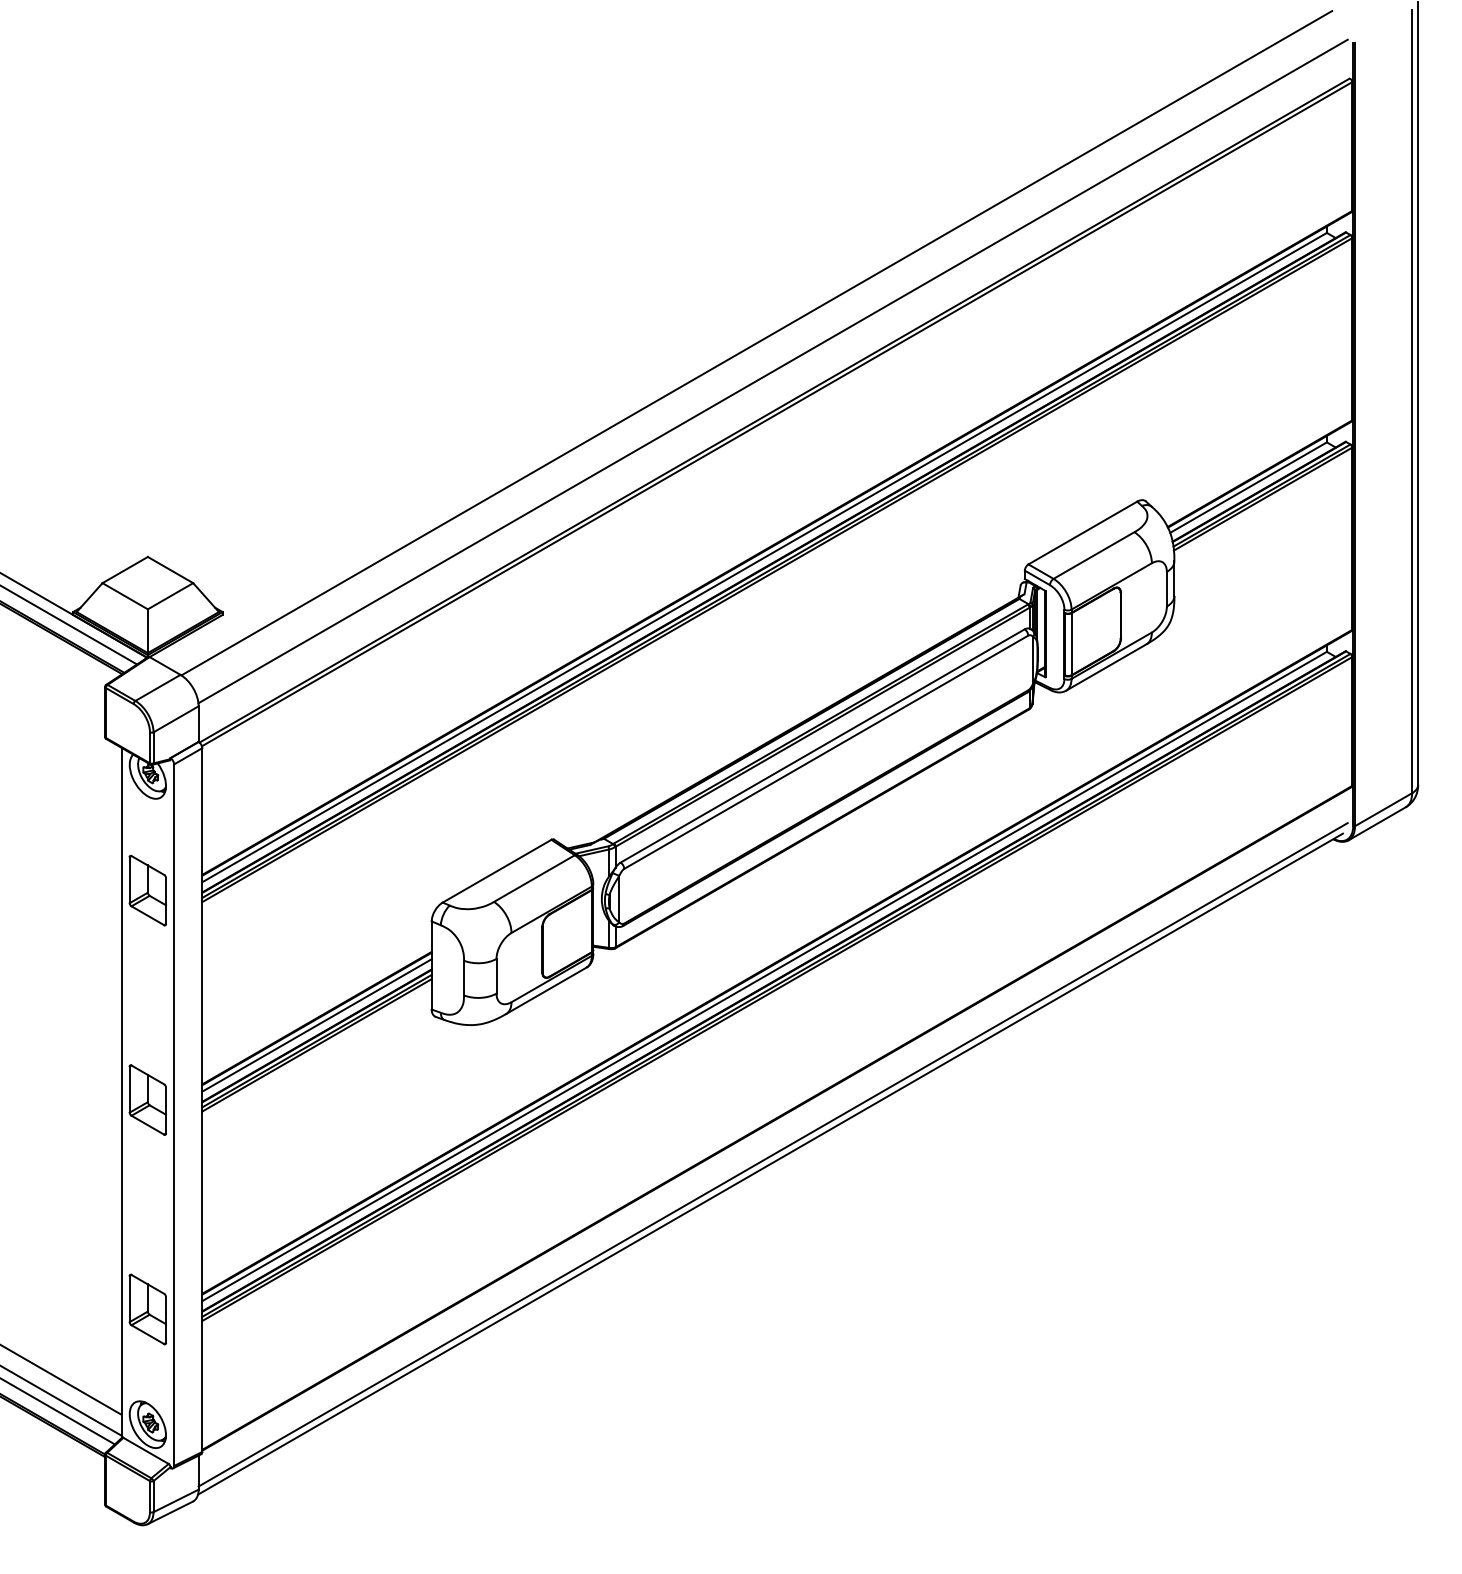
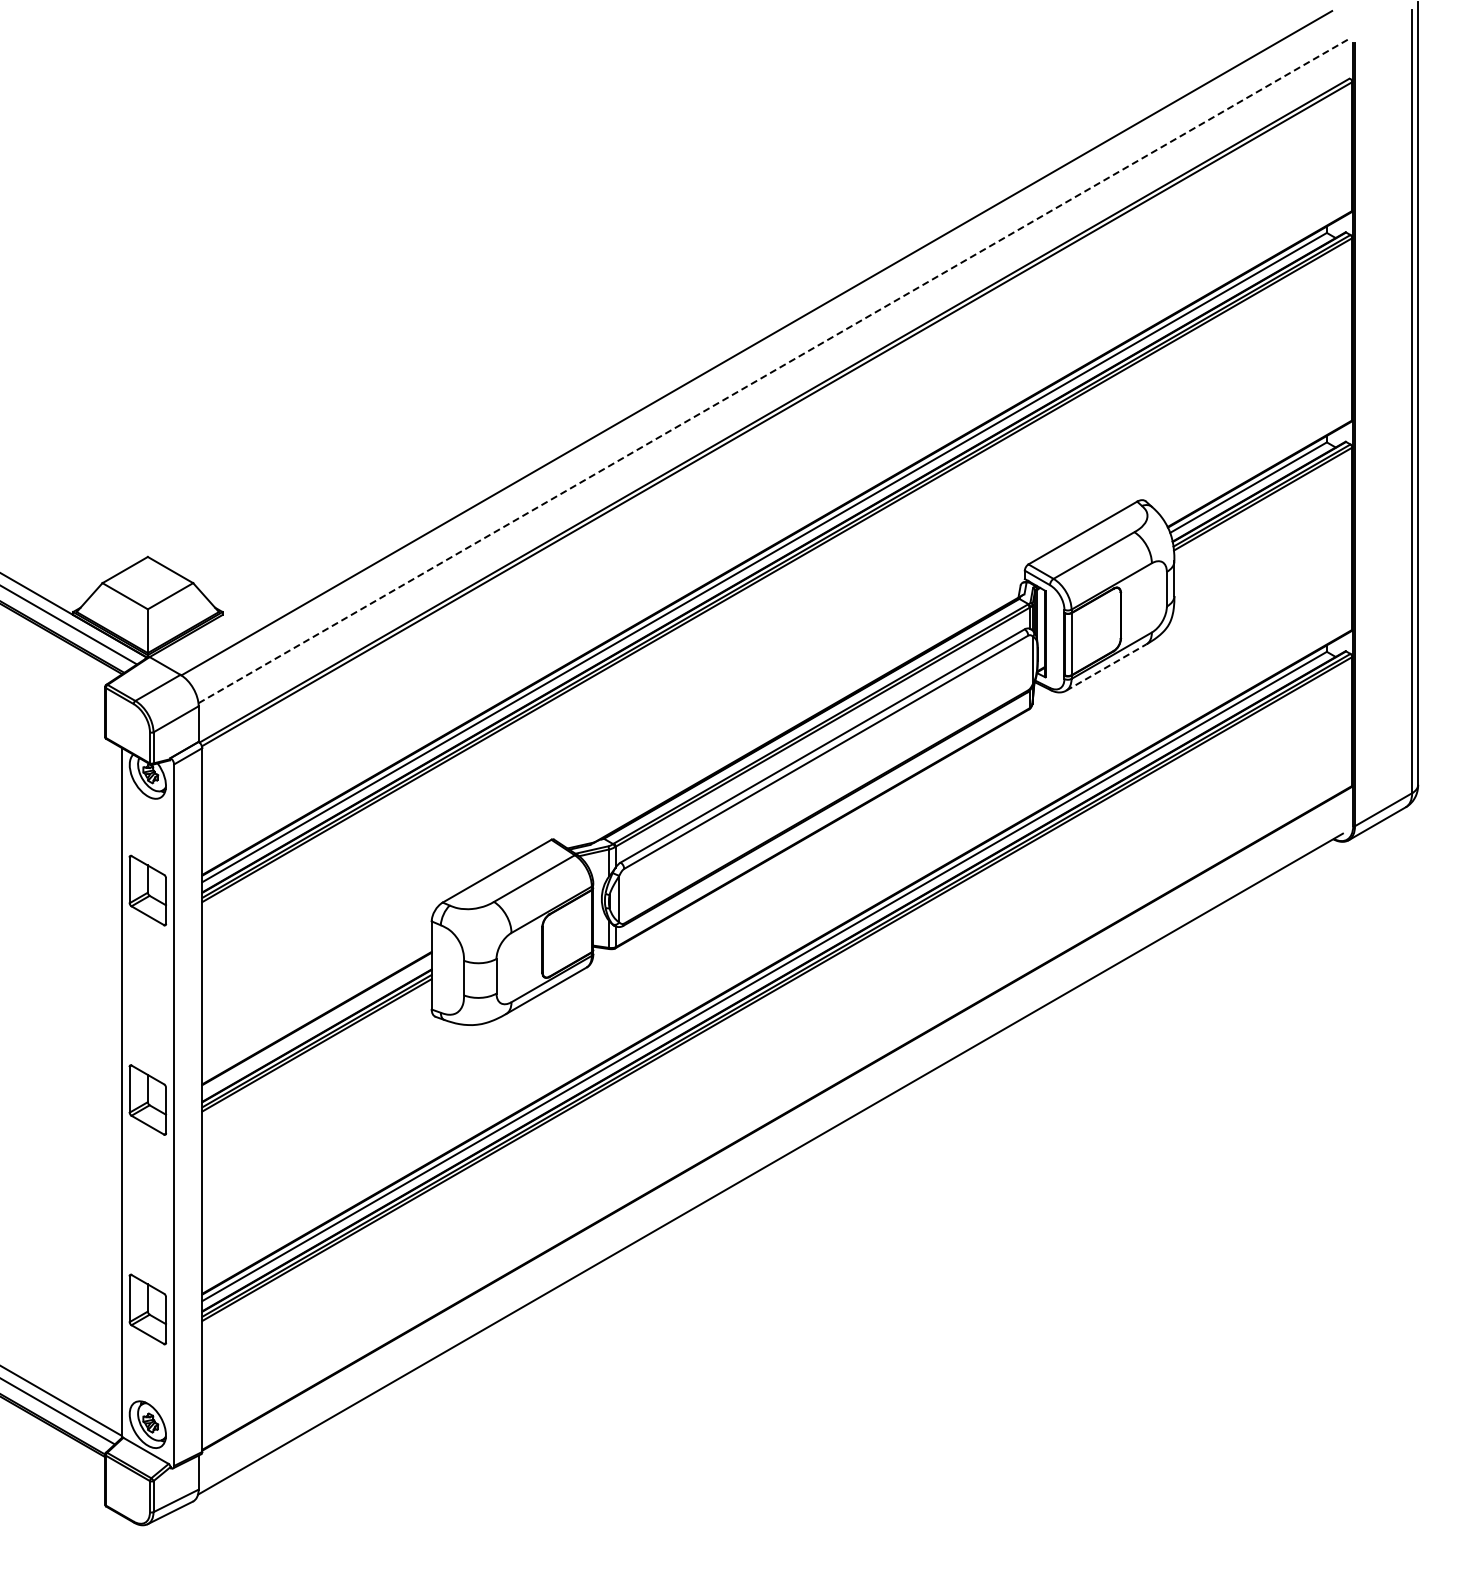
line: solid -> dashed (773, 371)
line: solid -> dashed (1106, 667)
line: present -> none (316, 1025)
line: present -> none (772, 1154)
line: present -> none (61, 1379)
